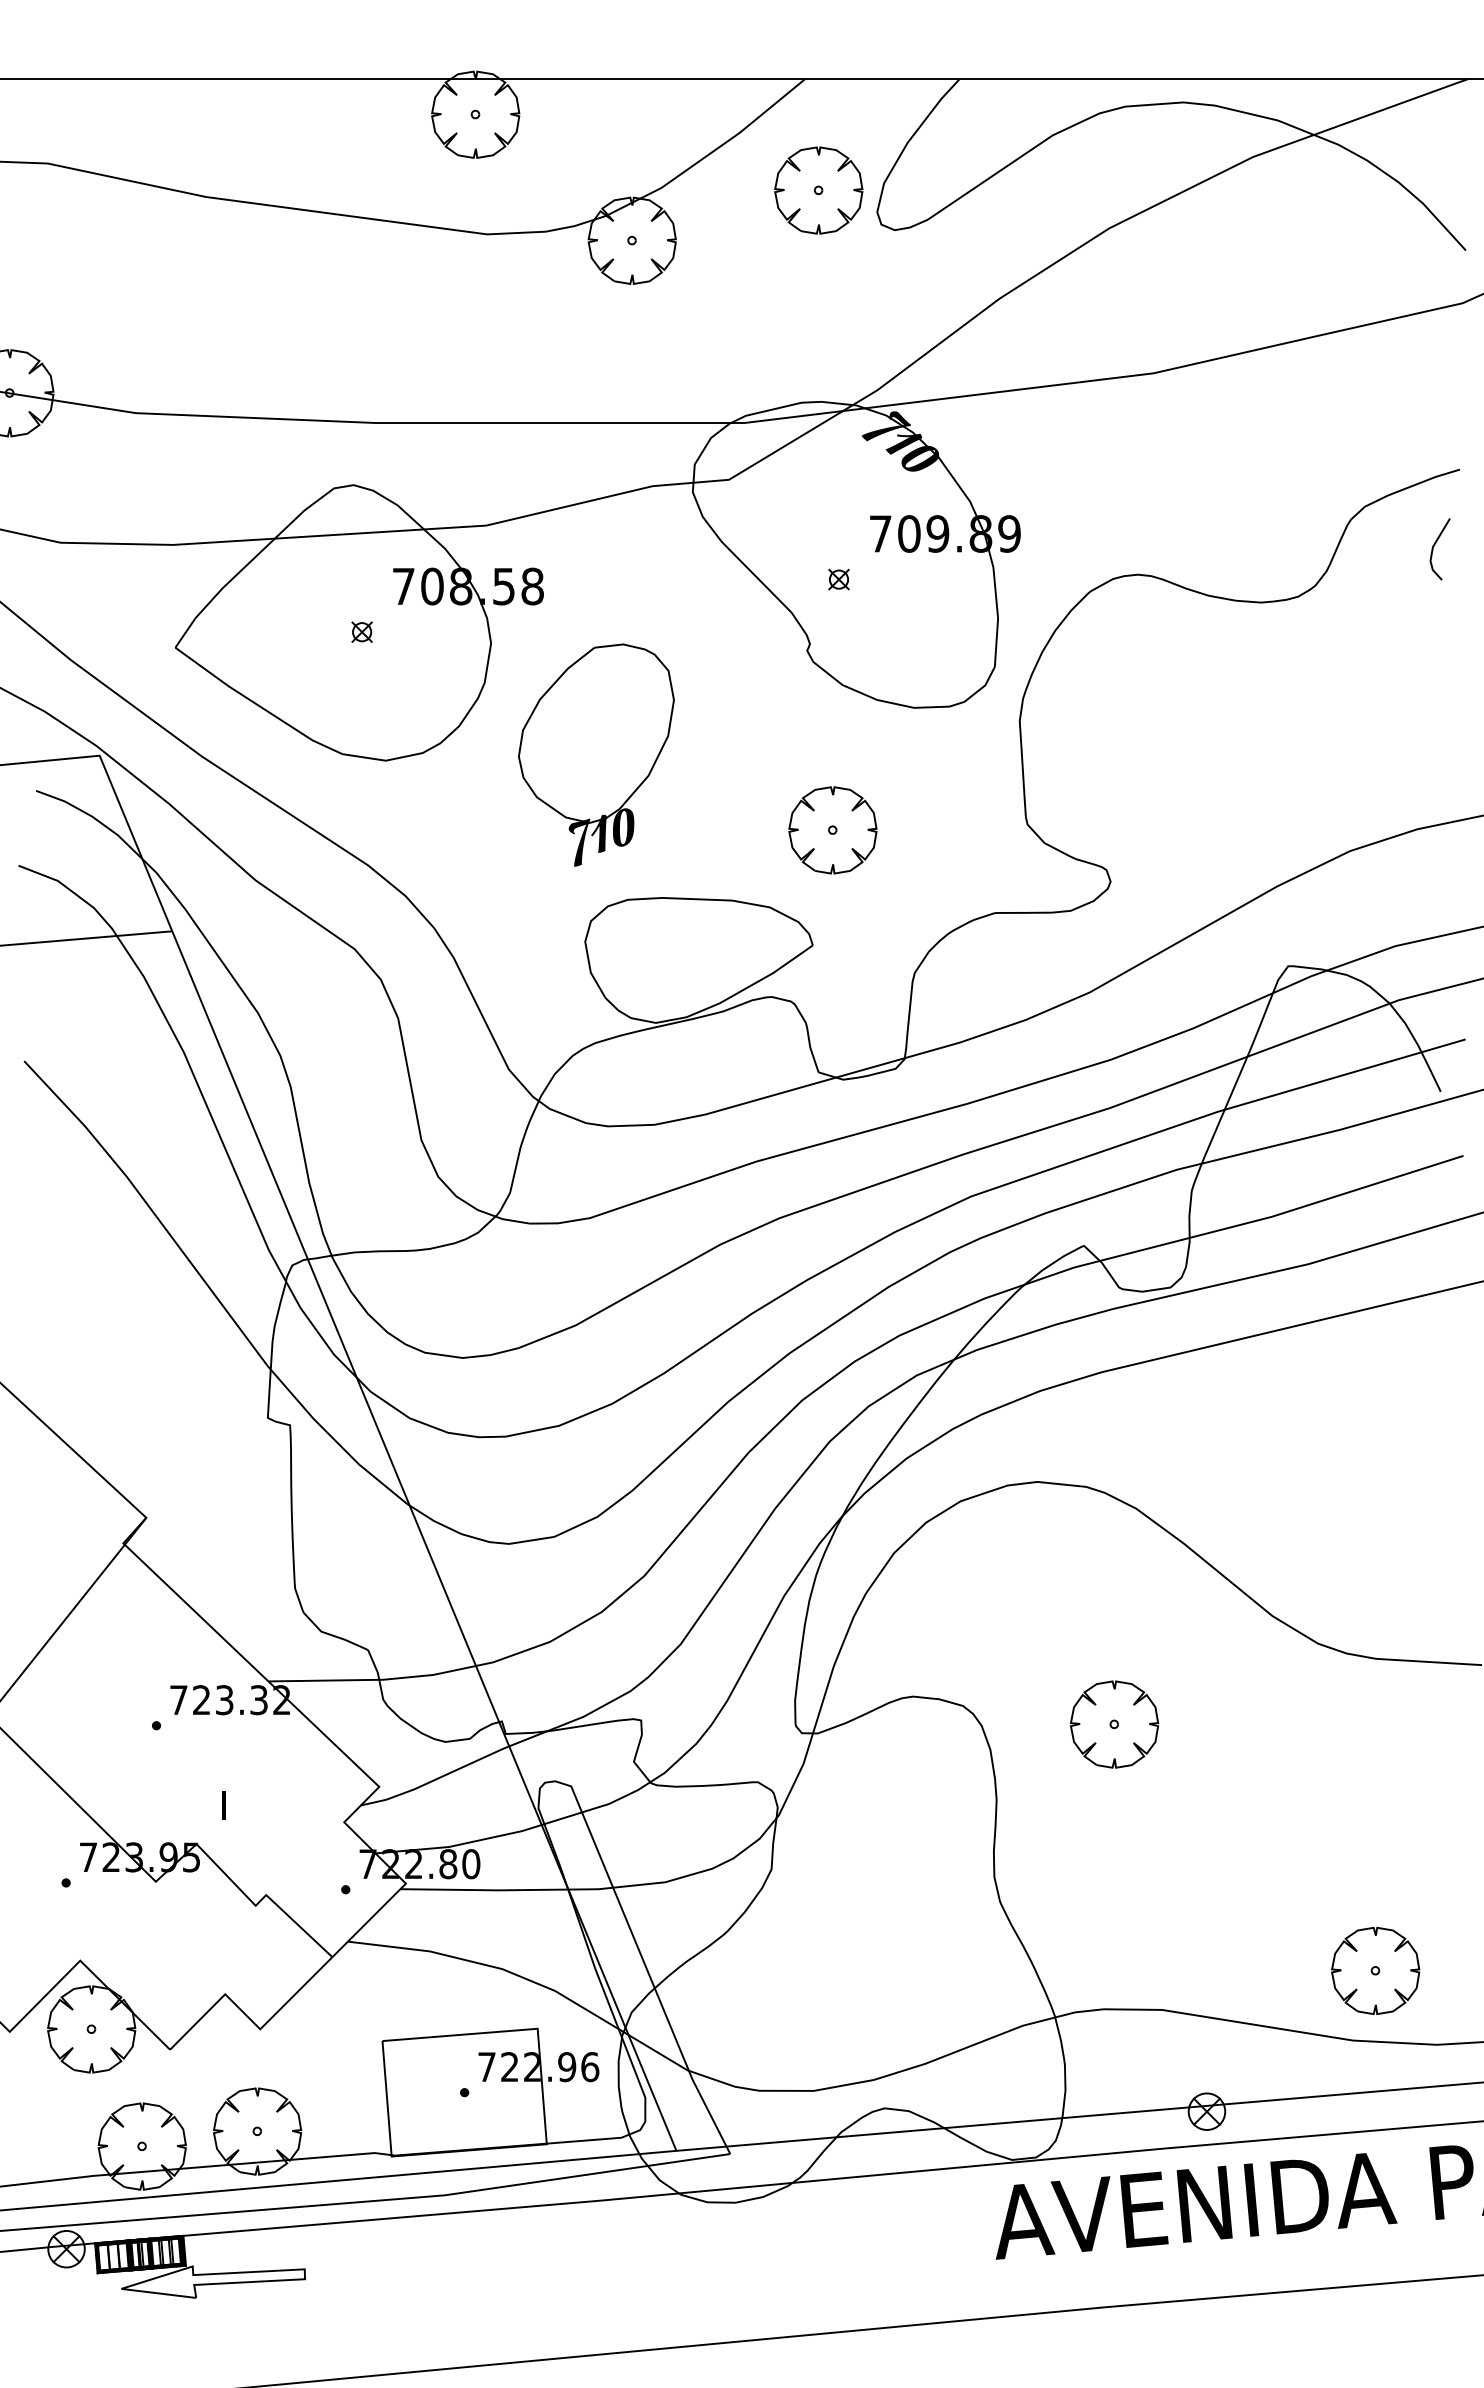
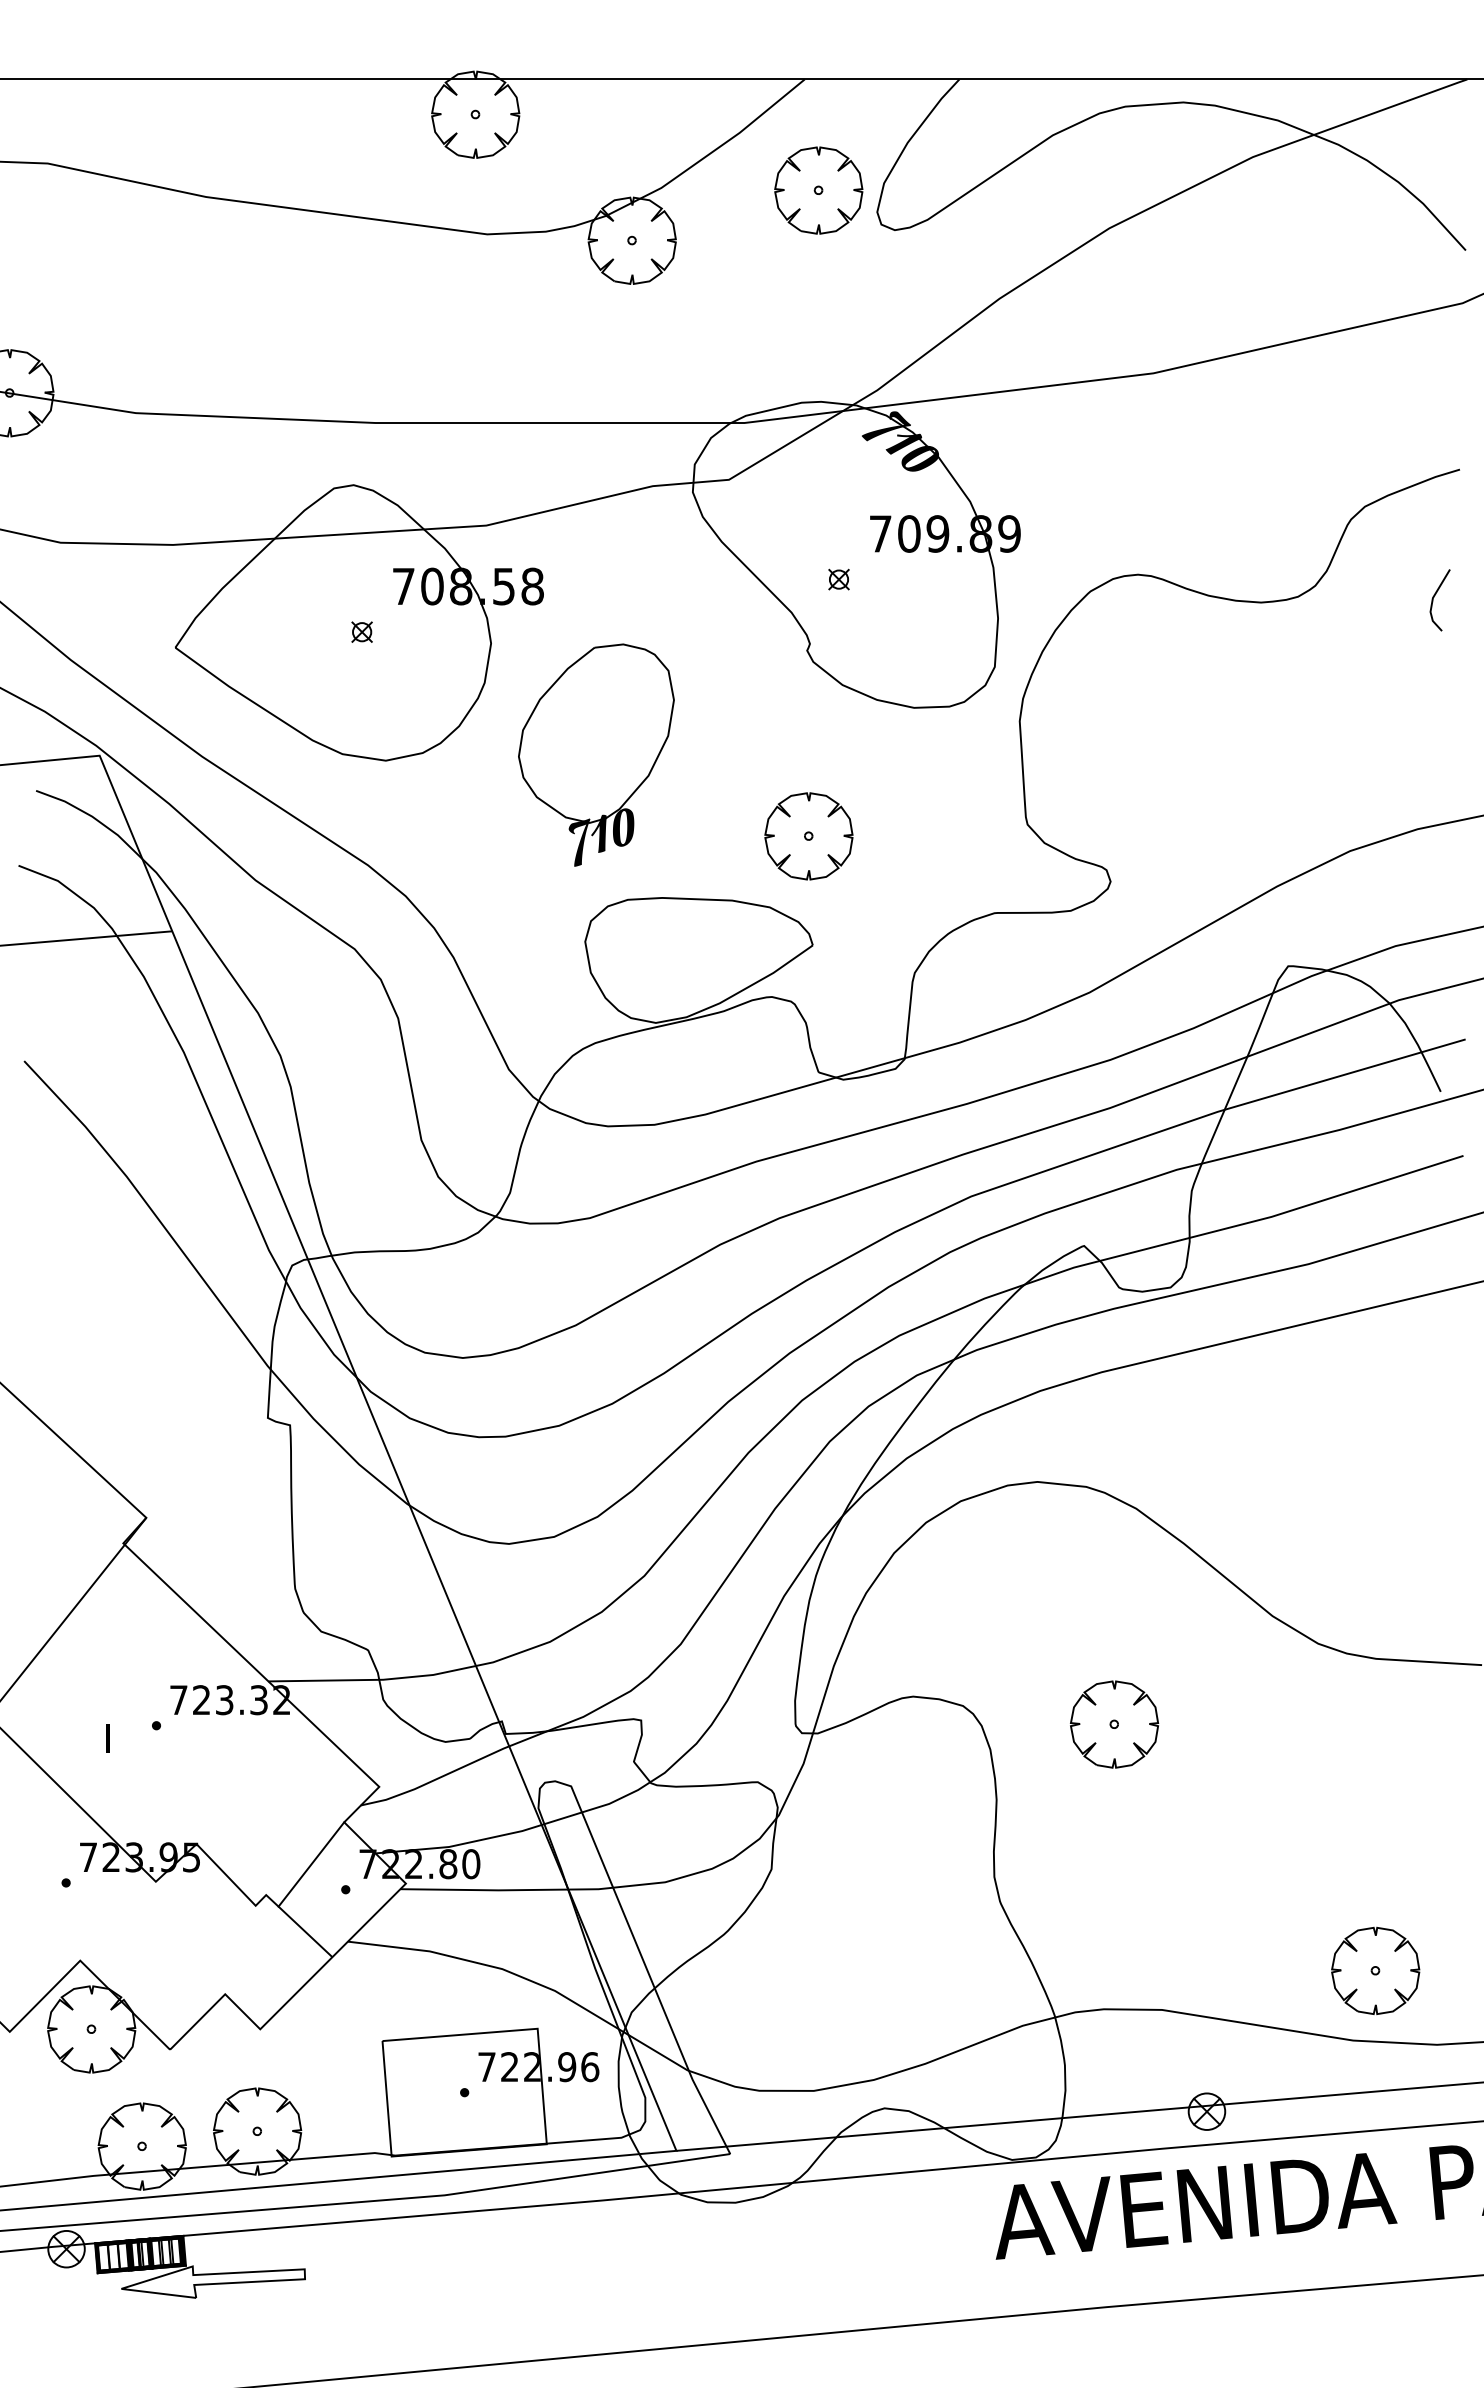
line position: (1434, 546) -> (1434, 597) (1434, 597)
part position: (832, 830) -> (808, 836) (808, 836)
text position: (223, 1805) -> (107, 1738) (107, 1738)
line: none -> present (311, 1864)
